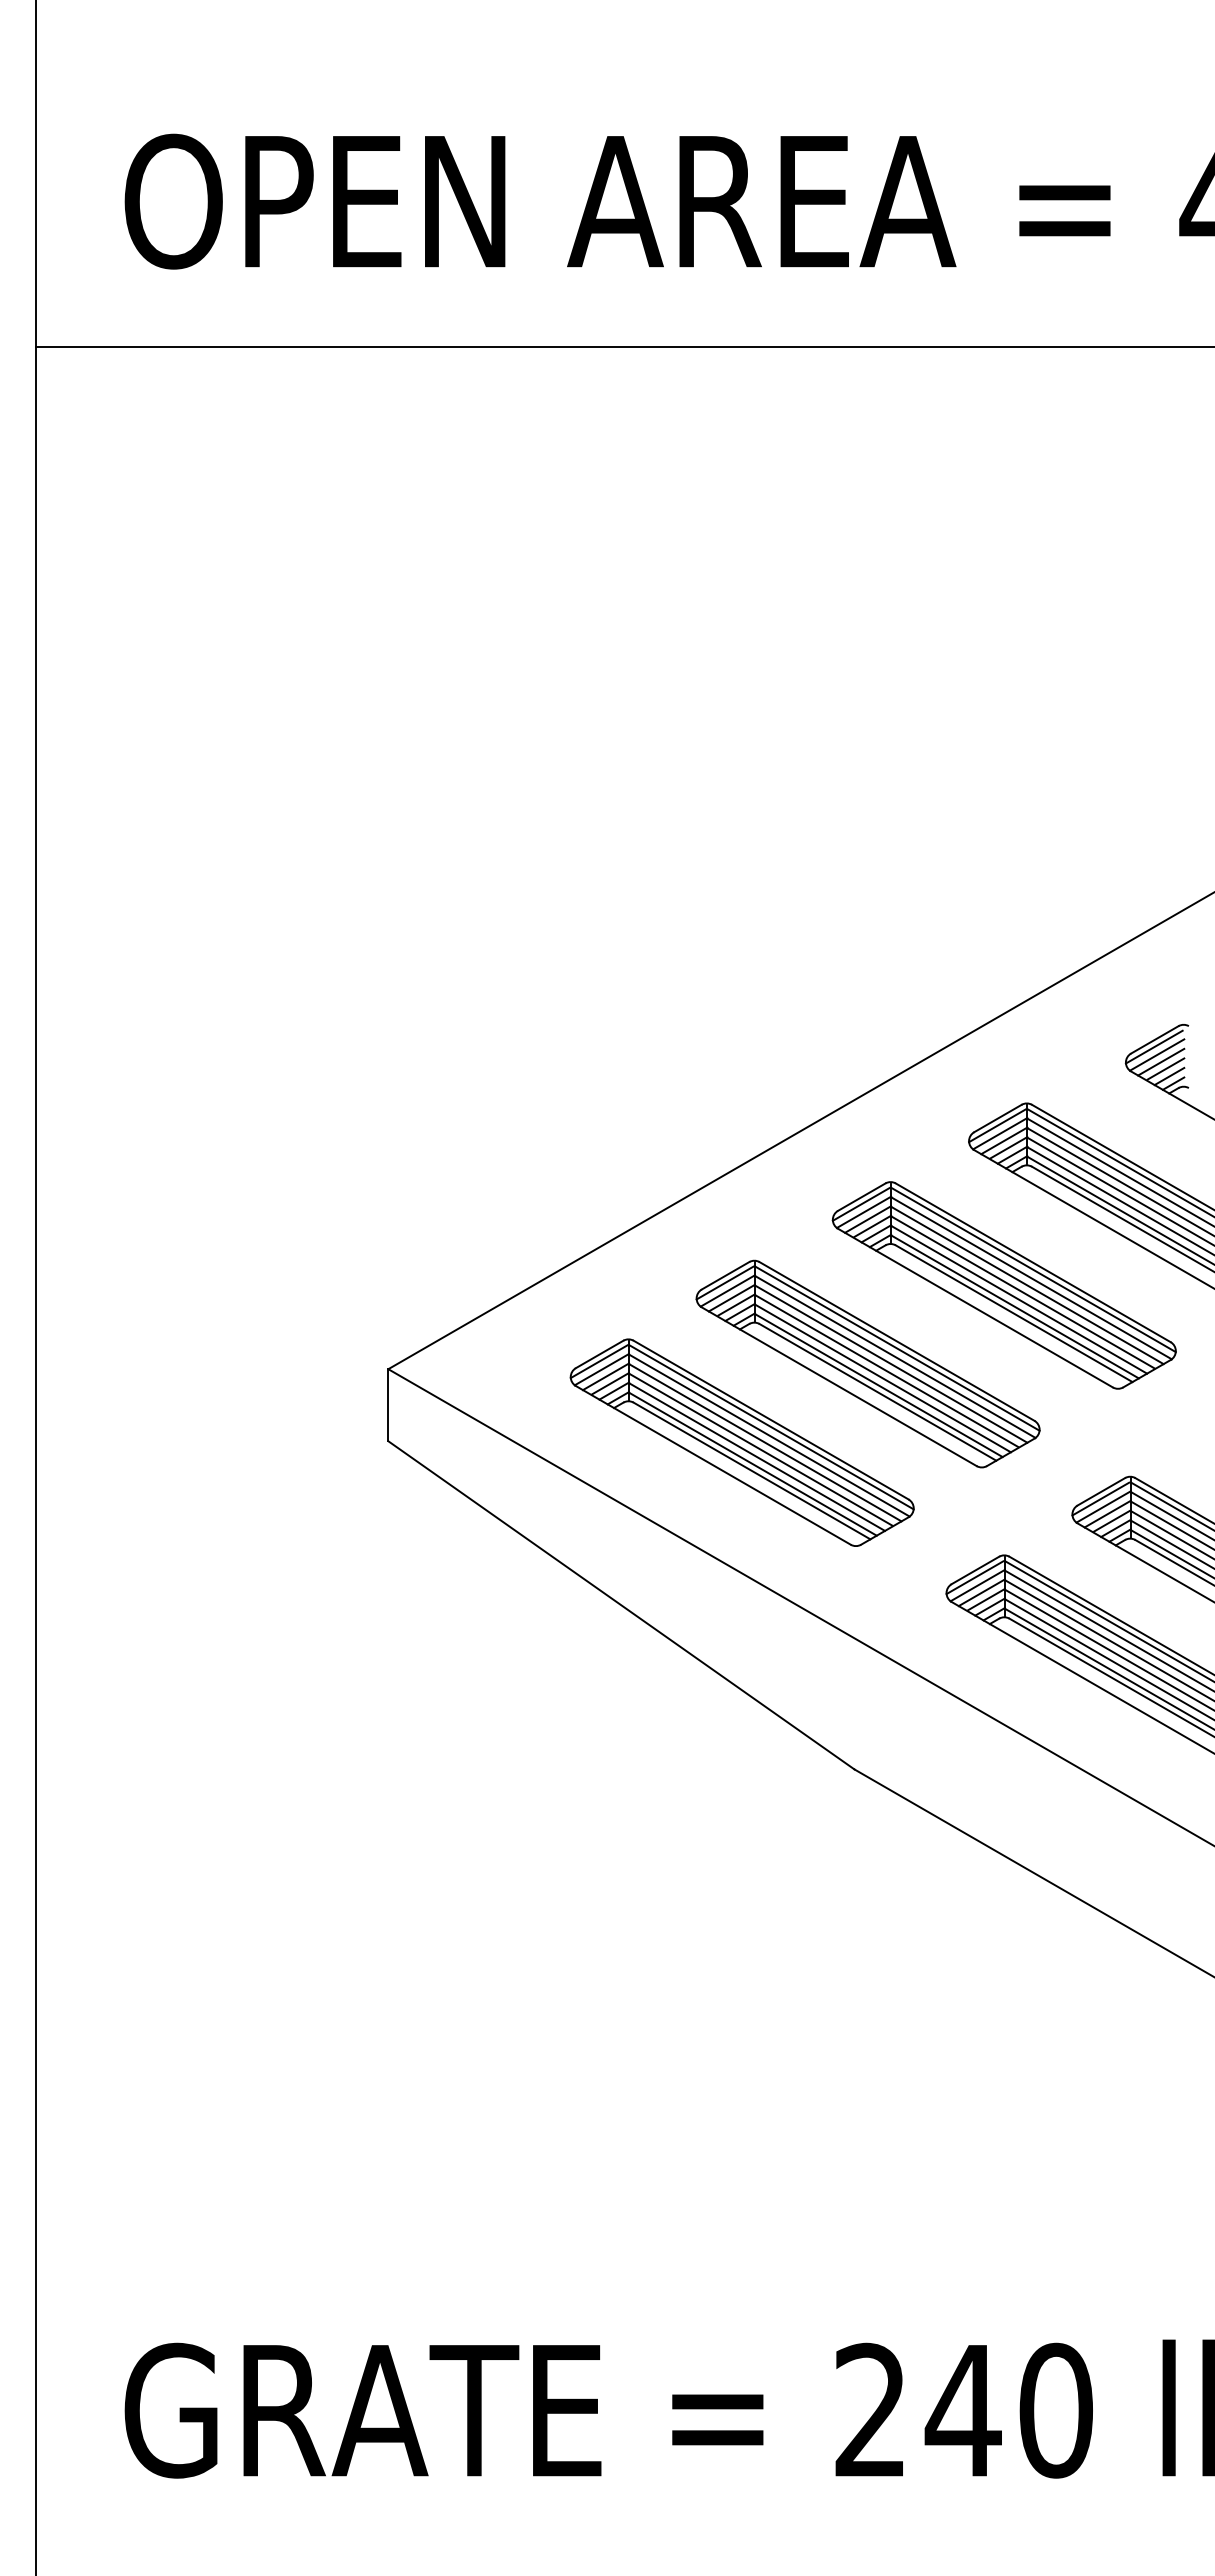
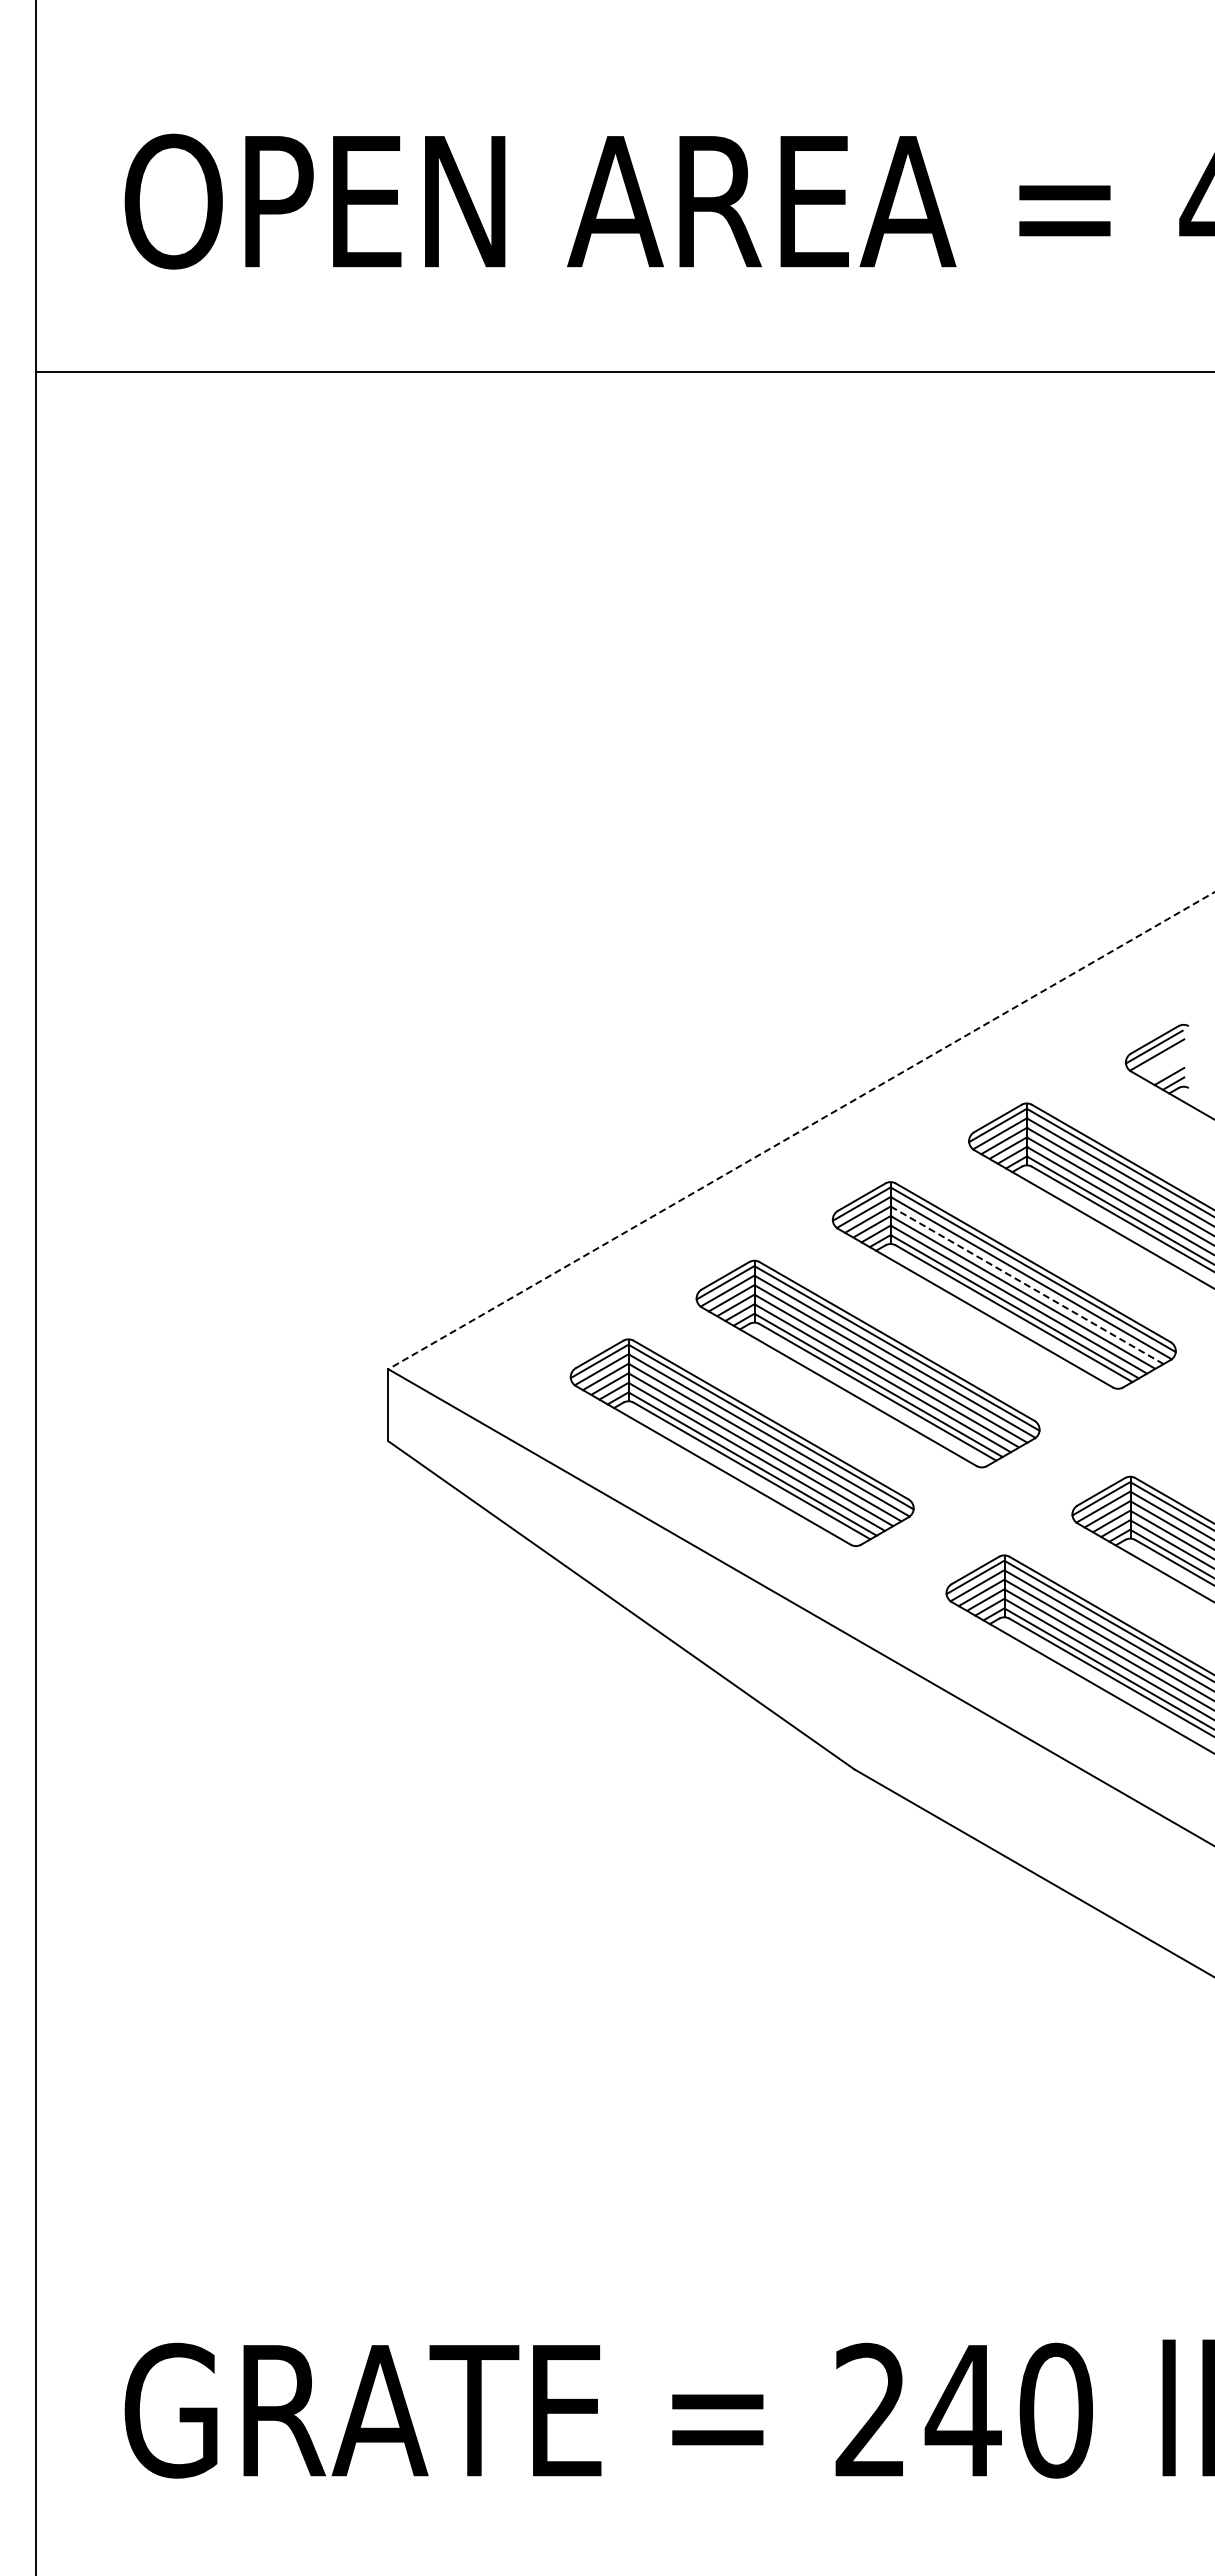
line position: (623, 346) -> (623, 371) (623, 371)
line: present -> none (1161, 1061)
line: present -> none (1165, 1068)
line: solid -> dashed (801, 1130)
line: solid -> dashed (1026, 1285)
